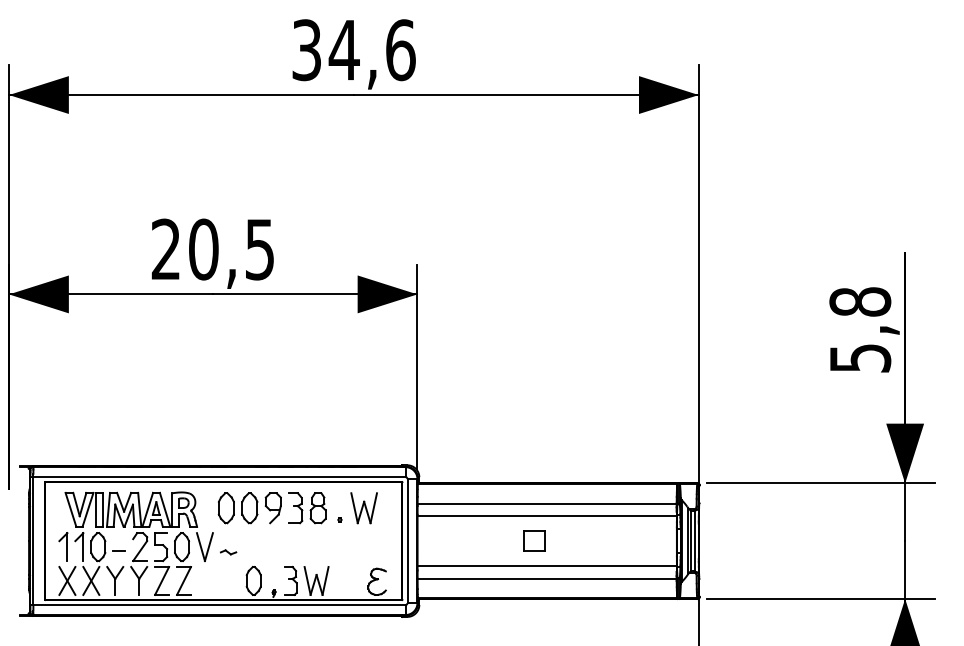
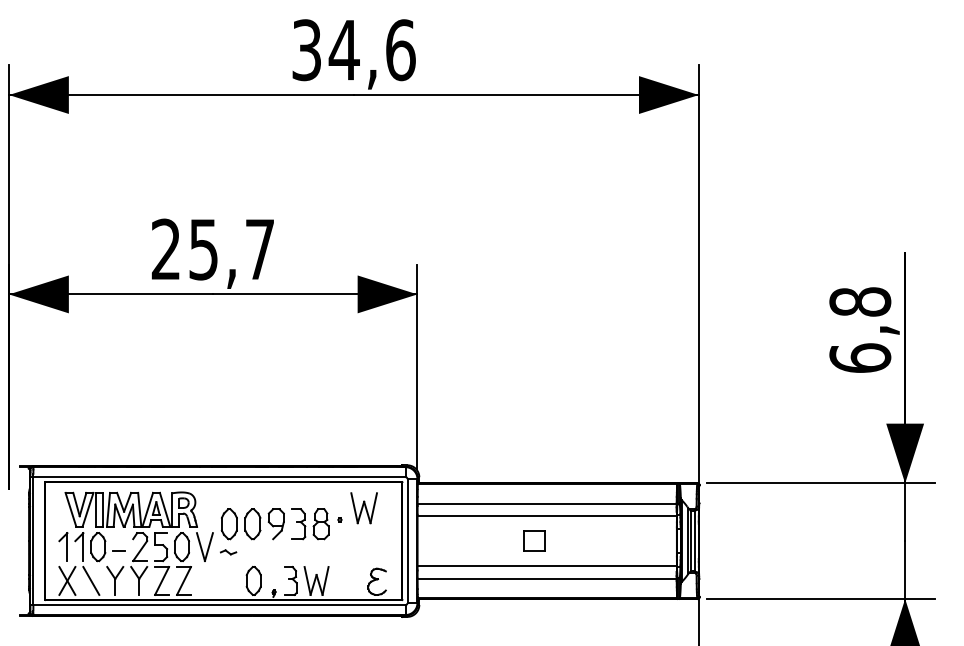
text: 20,5 -> 25,7 (231, 249)
text: 5,8 -> 6,8 (860, 357)
part position: (271, 508) -> (274, 524) (274, 524)
line: present -> none (91, 580)
